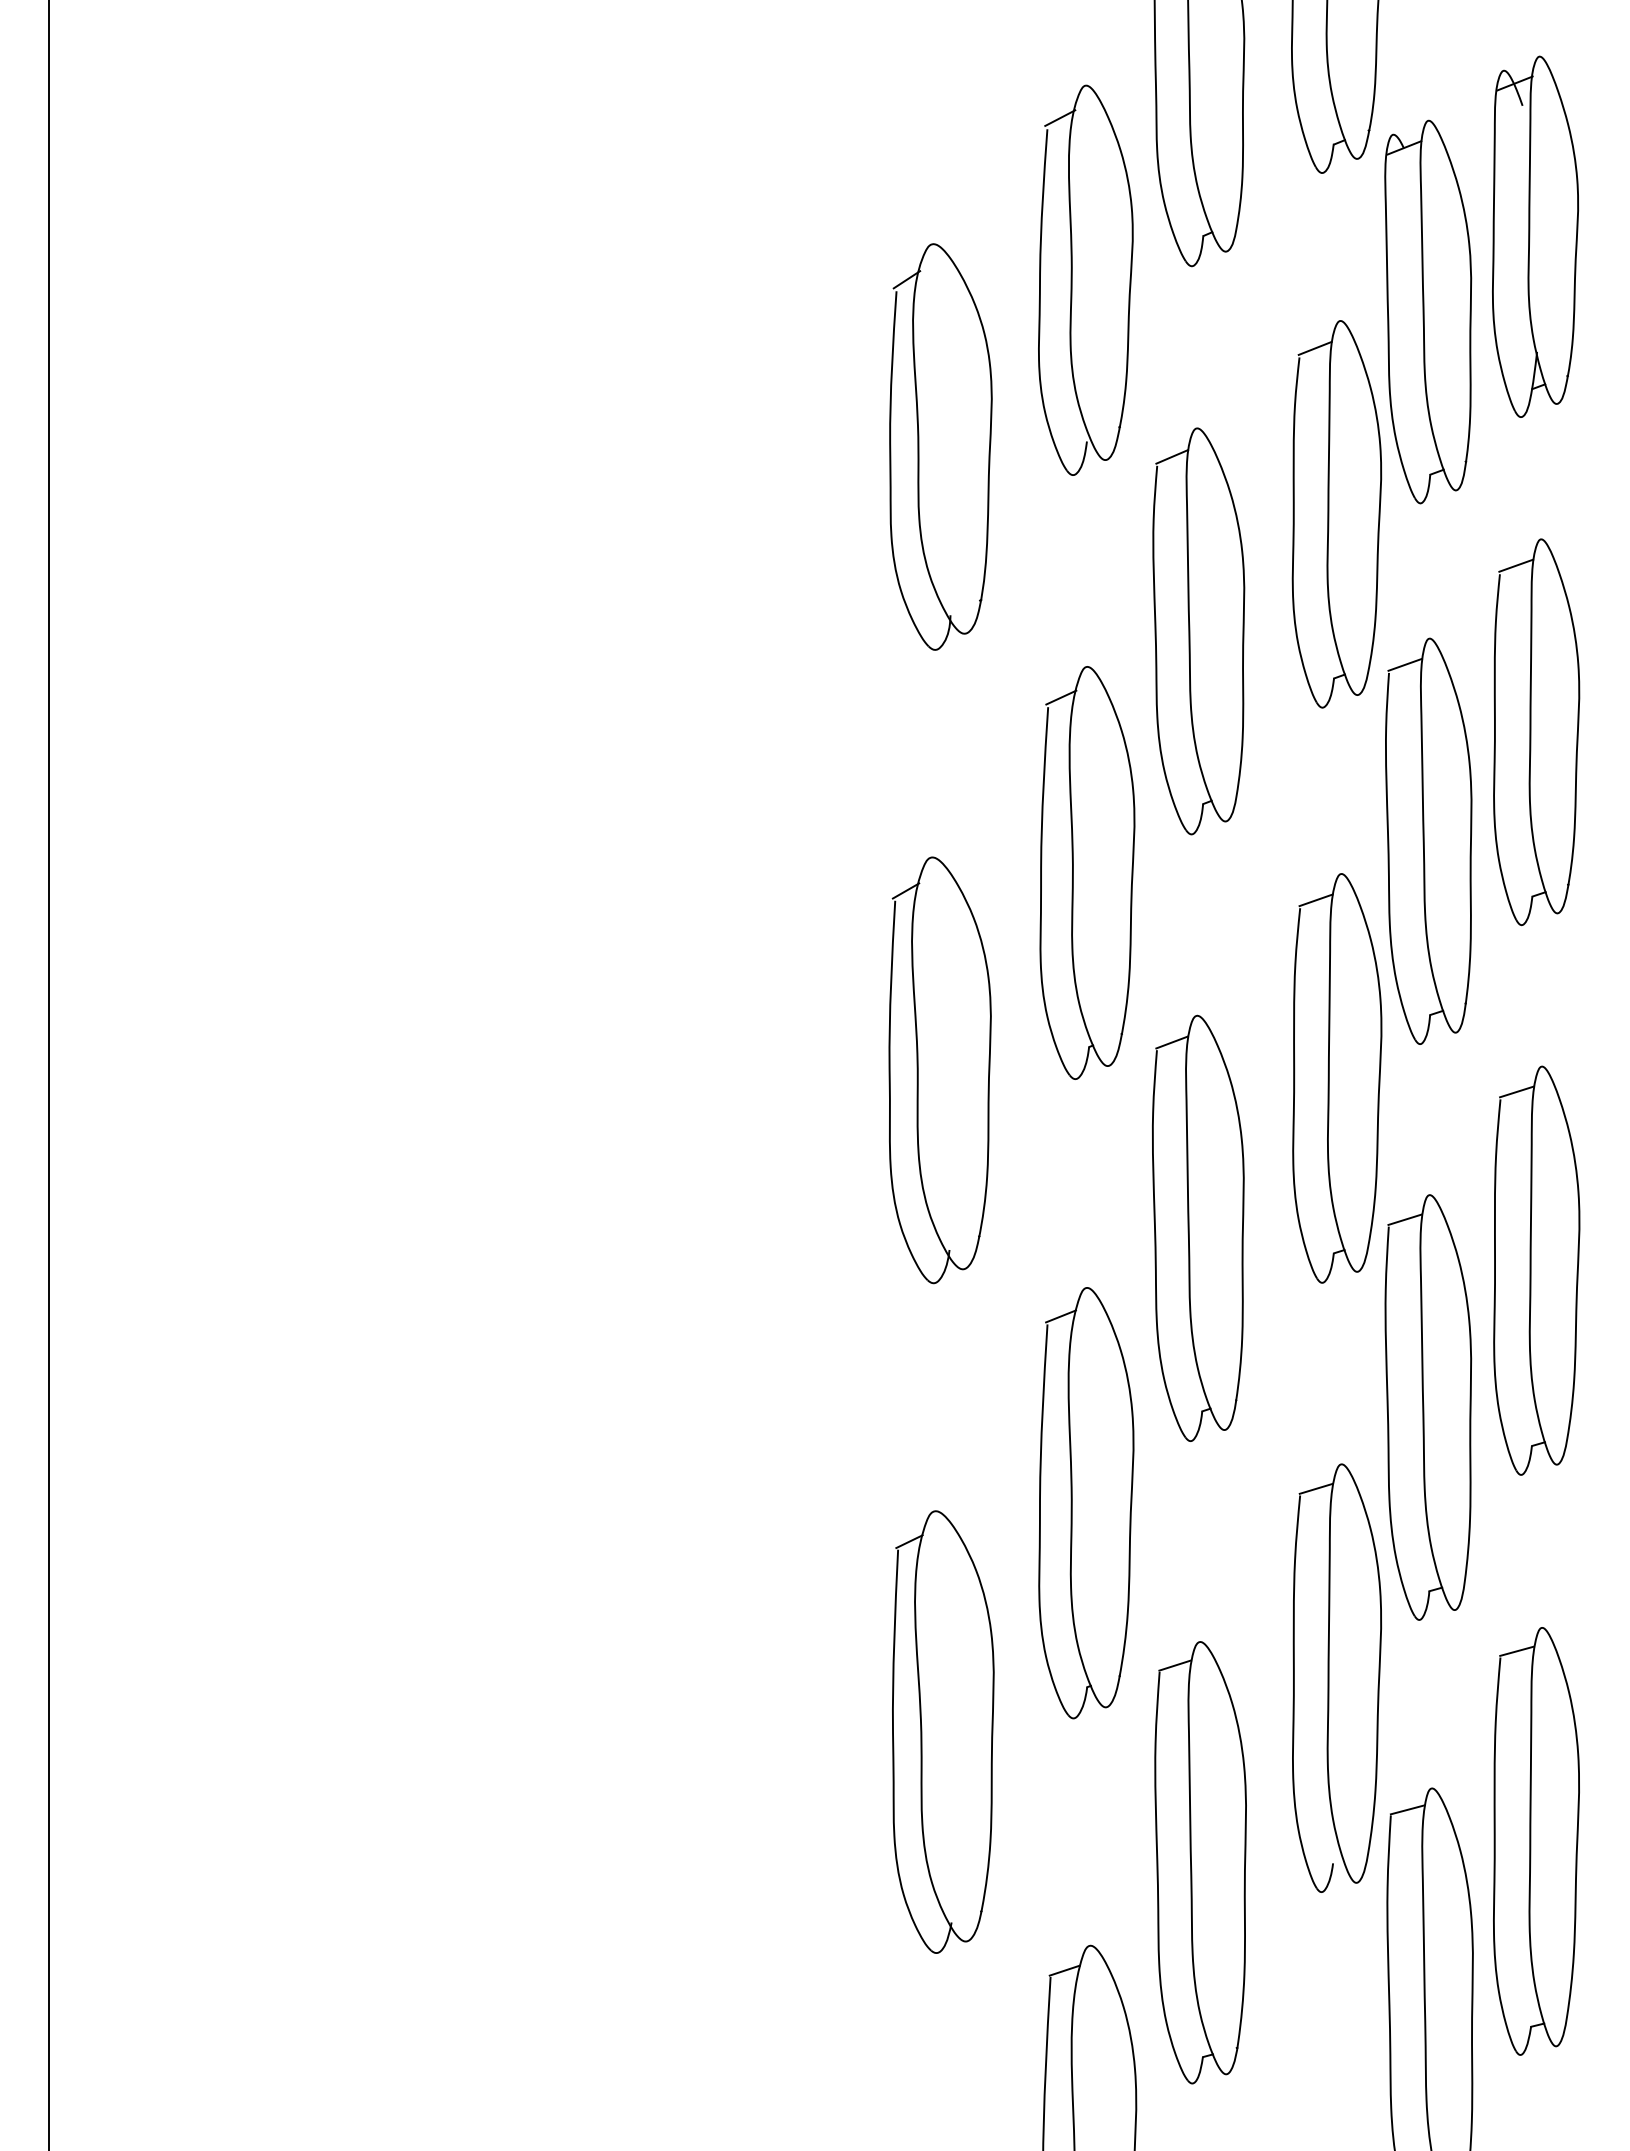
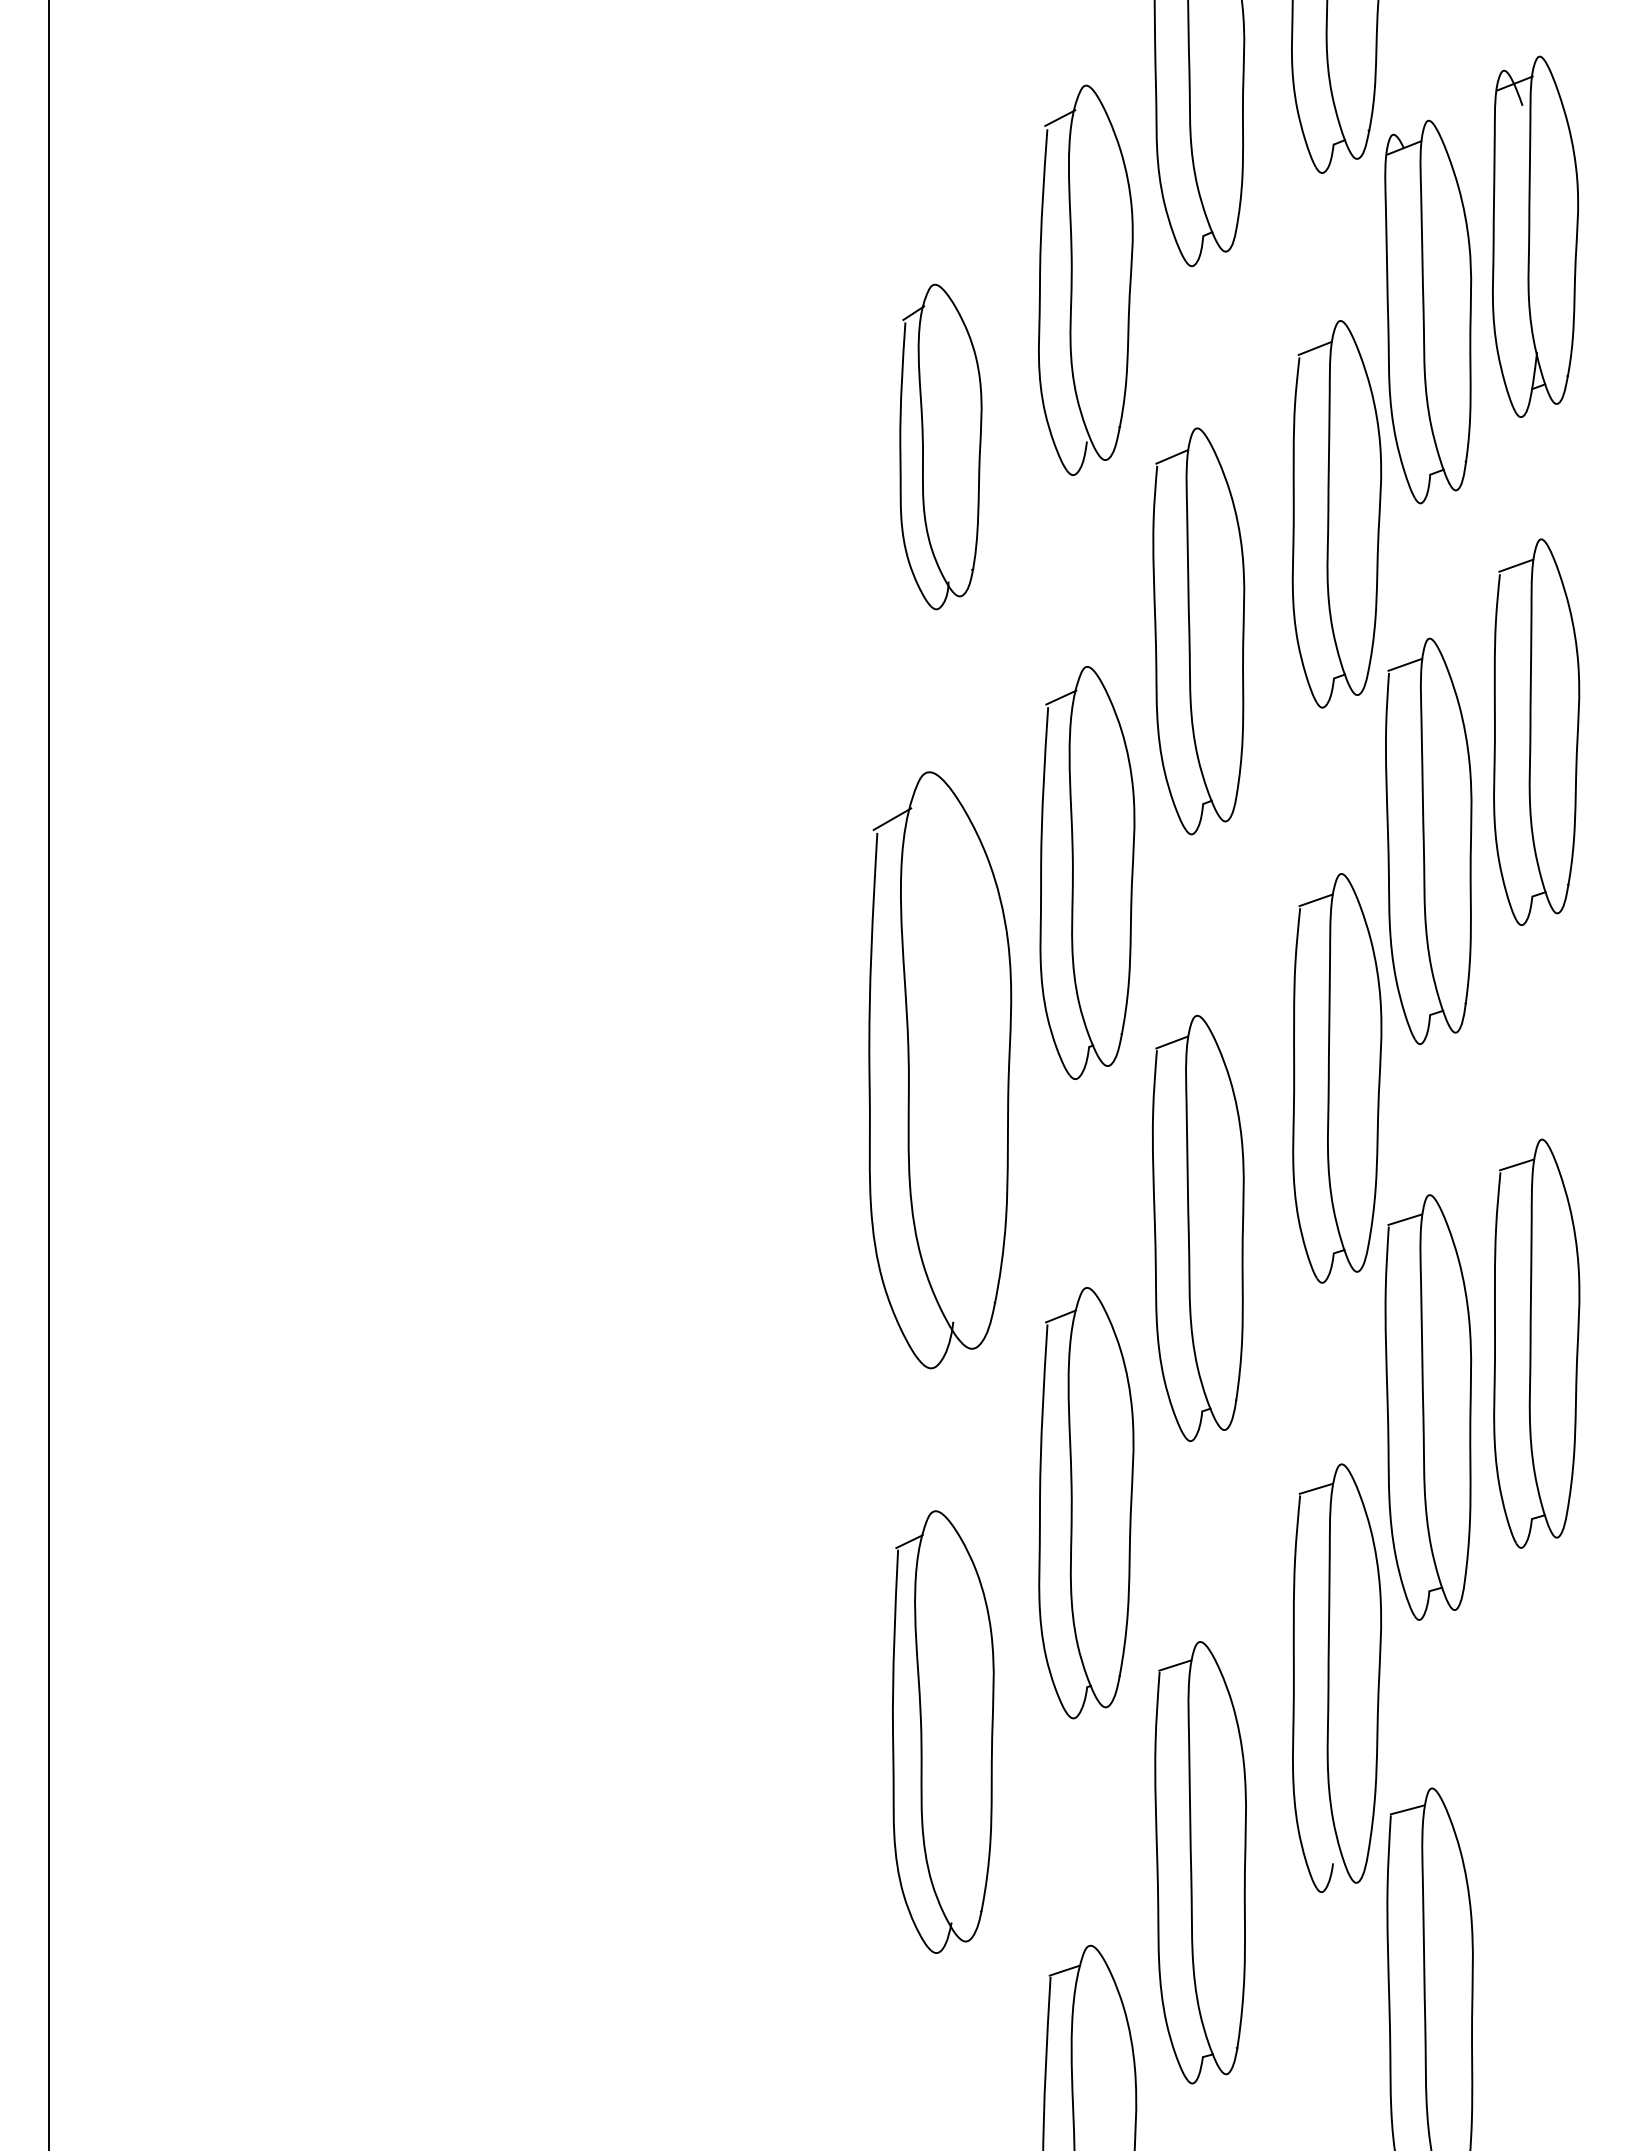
part size: 104x408 px -> 84x328 px (940, 446)
part size: 104x429 px -> 145x599 px (940, 1070)
part position: (1536, 1270) -> (1536, 1343) (1536, 1343)
part: present -> none (1536, 1841)
